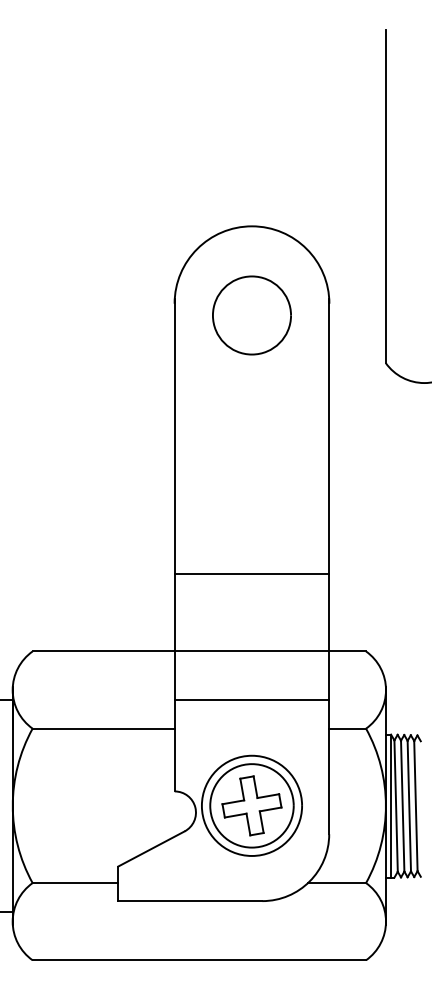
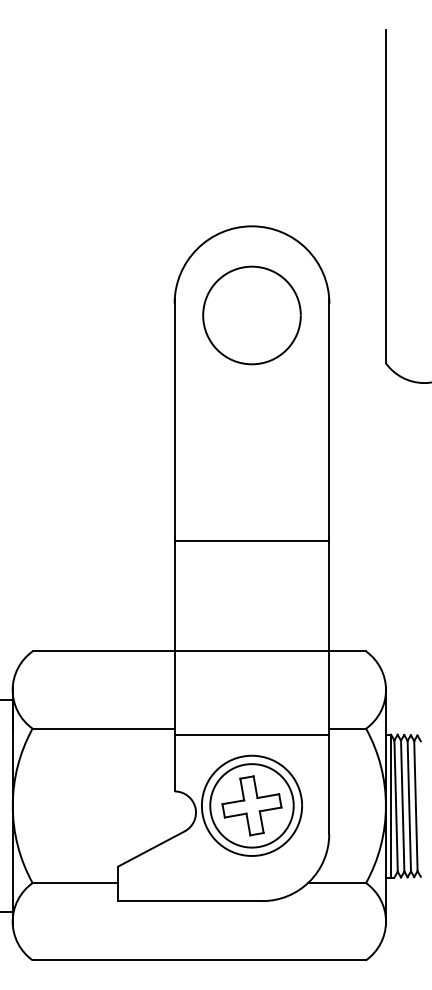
part size: 80x81 px -> 100x101 px (251, 315)
line position: (251, 574) -> (251, 541) (251, 541)
line position: (251, 700) -> (251, 735) (251, 735)
